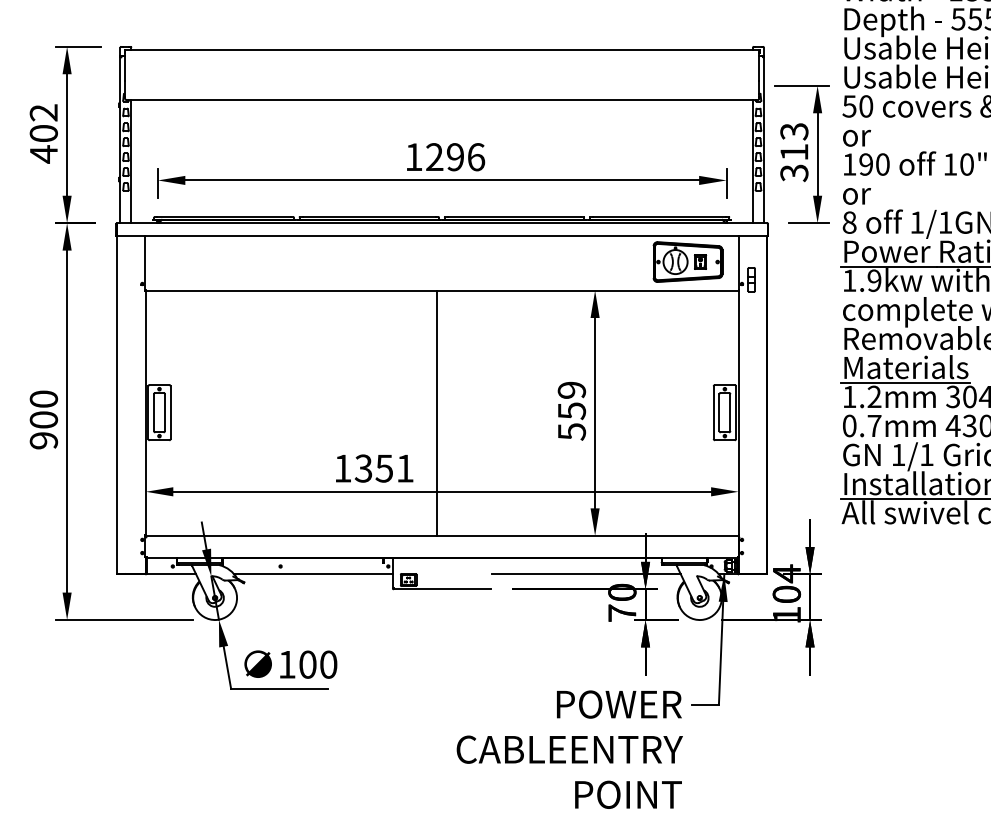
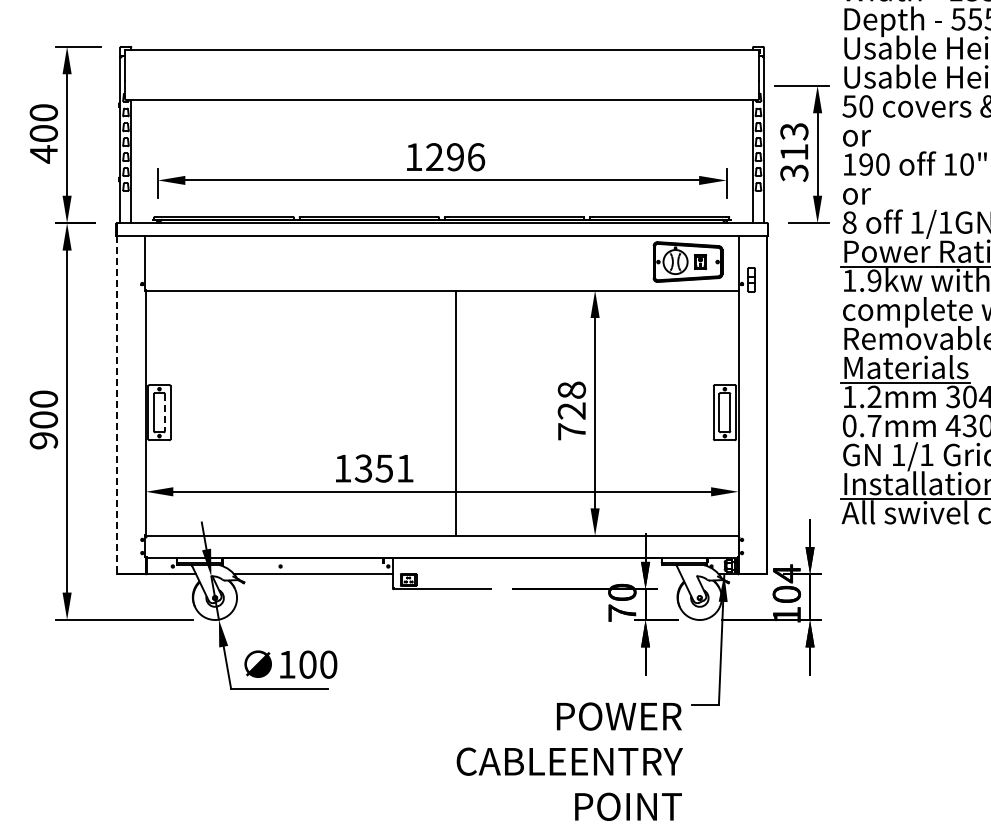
text: 402 -> 400 (43, 112)
line: solid -> dashed (117, 404)
text: 559 -> 728 (571, 410)
line position: (437, 412) -> (456, 412) (456, 412)
line: solid -> dashed (164, 413)
line: present -> none (585, 574)
text position: (569, 749) -> (569, 761) (569, 761)
